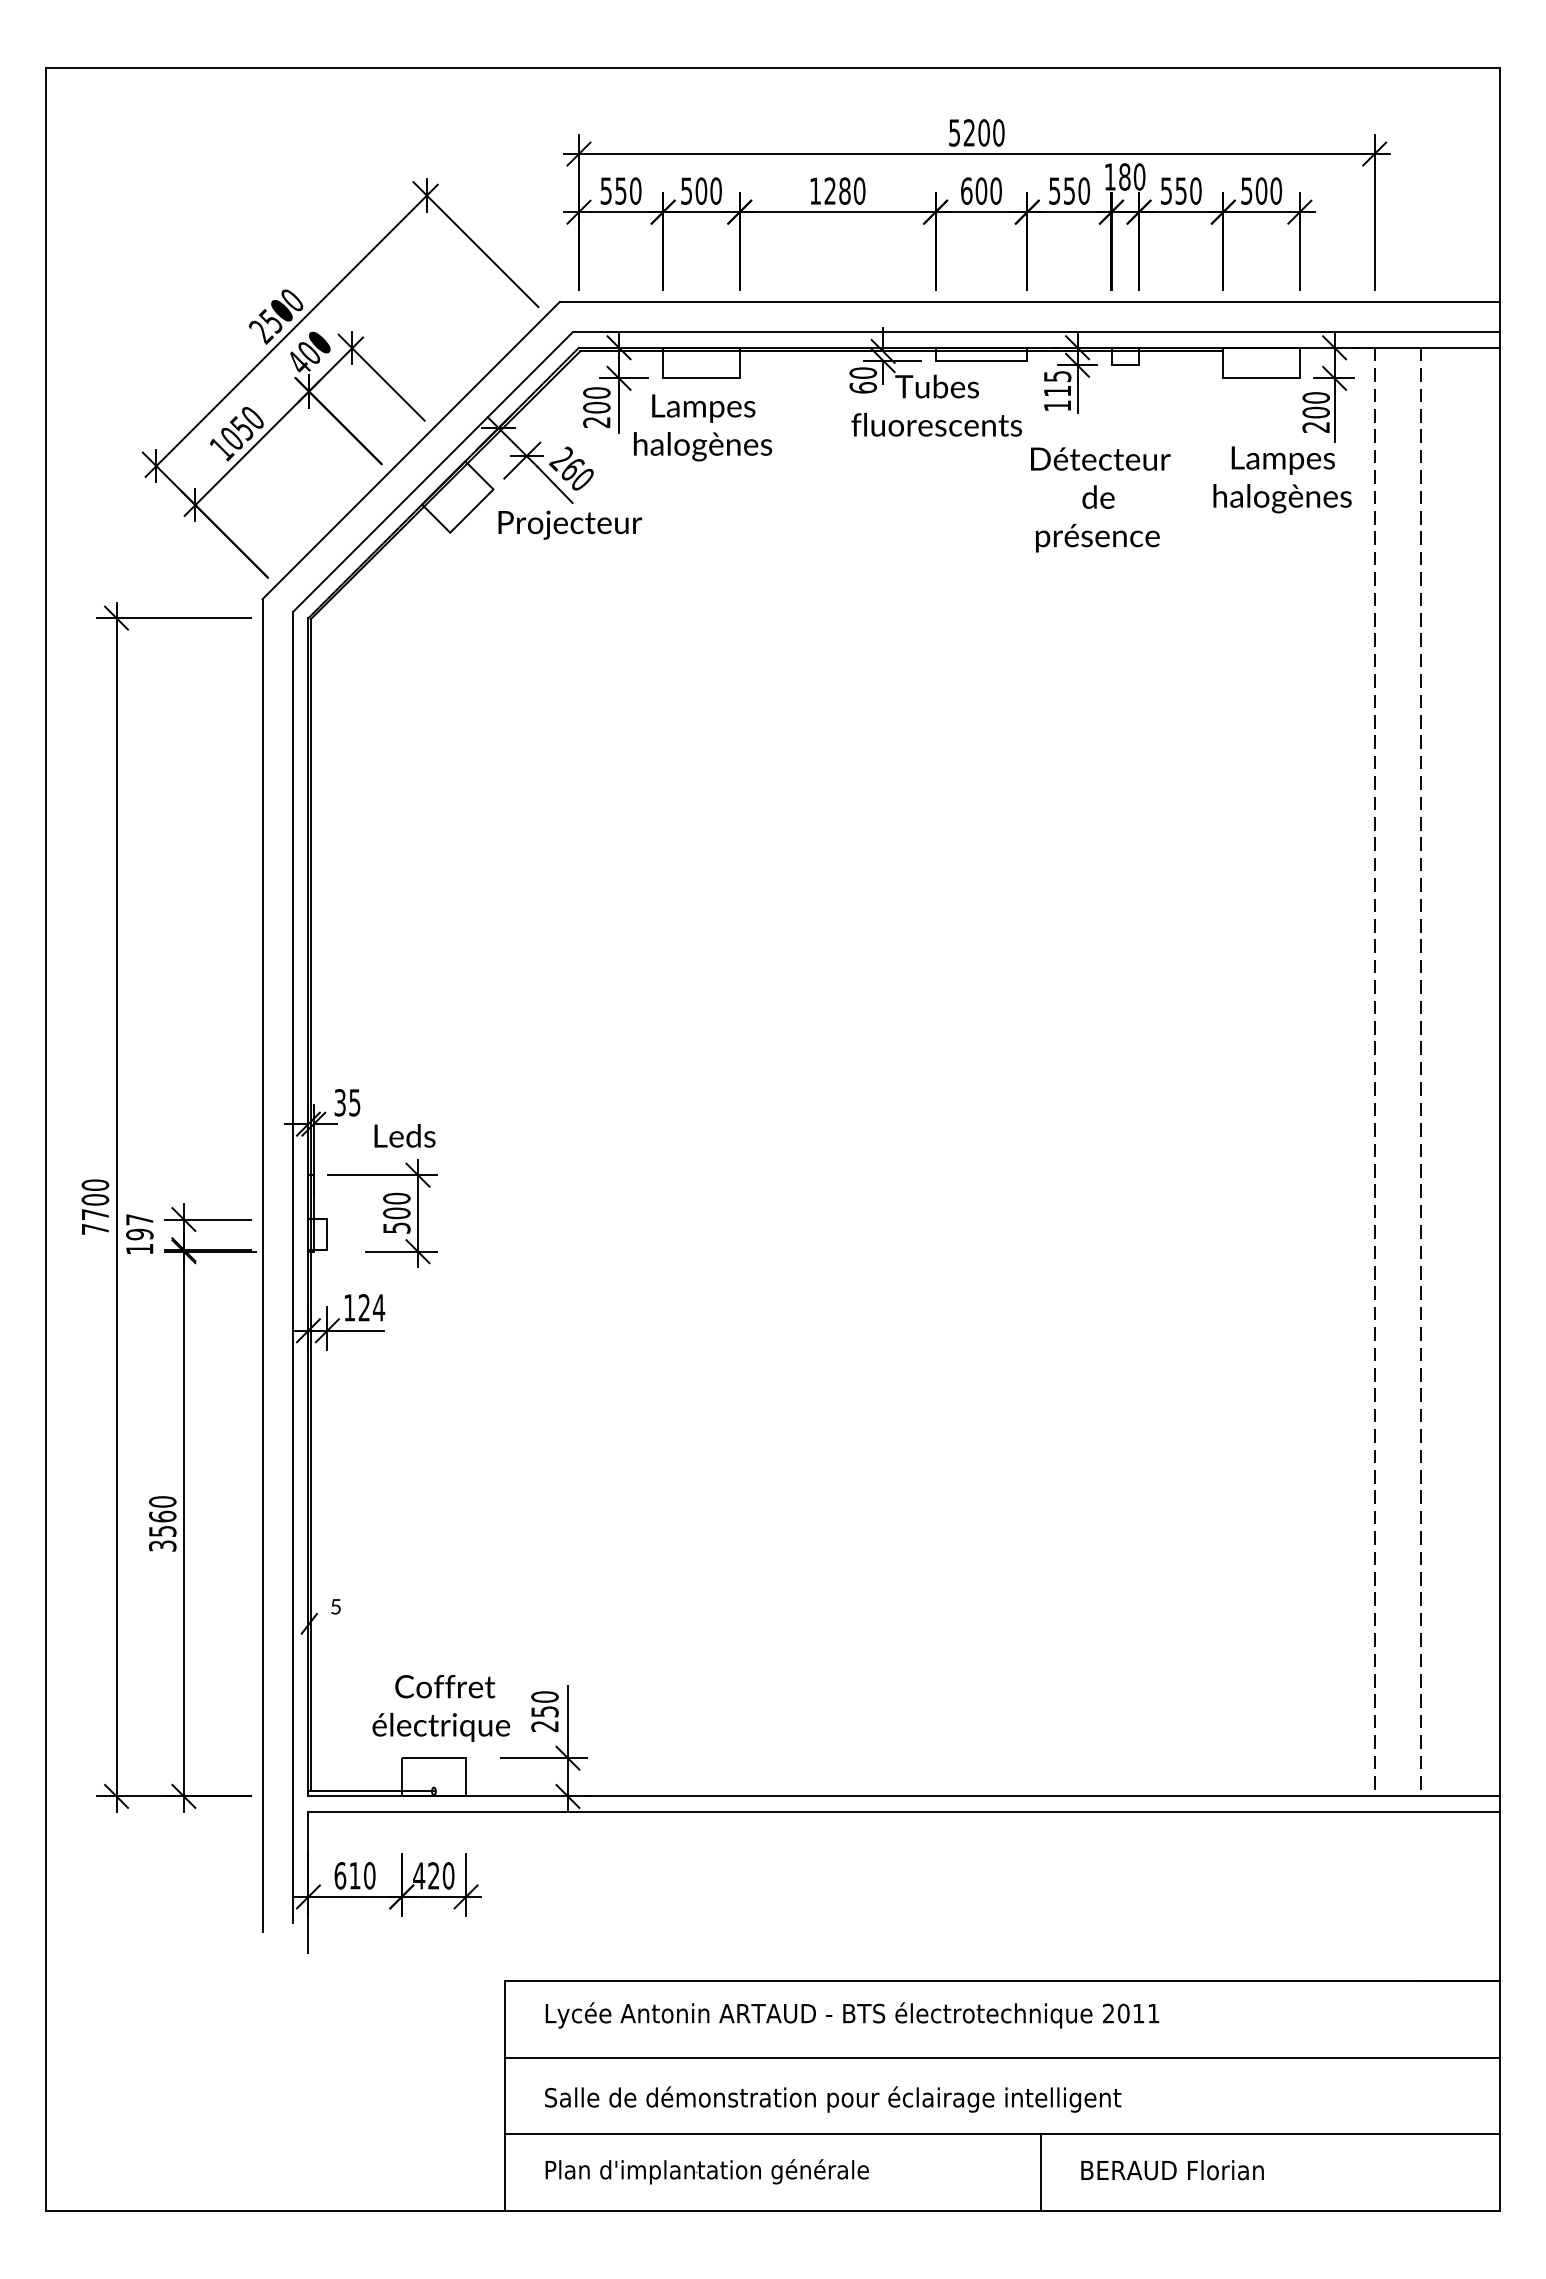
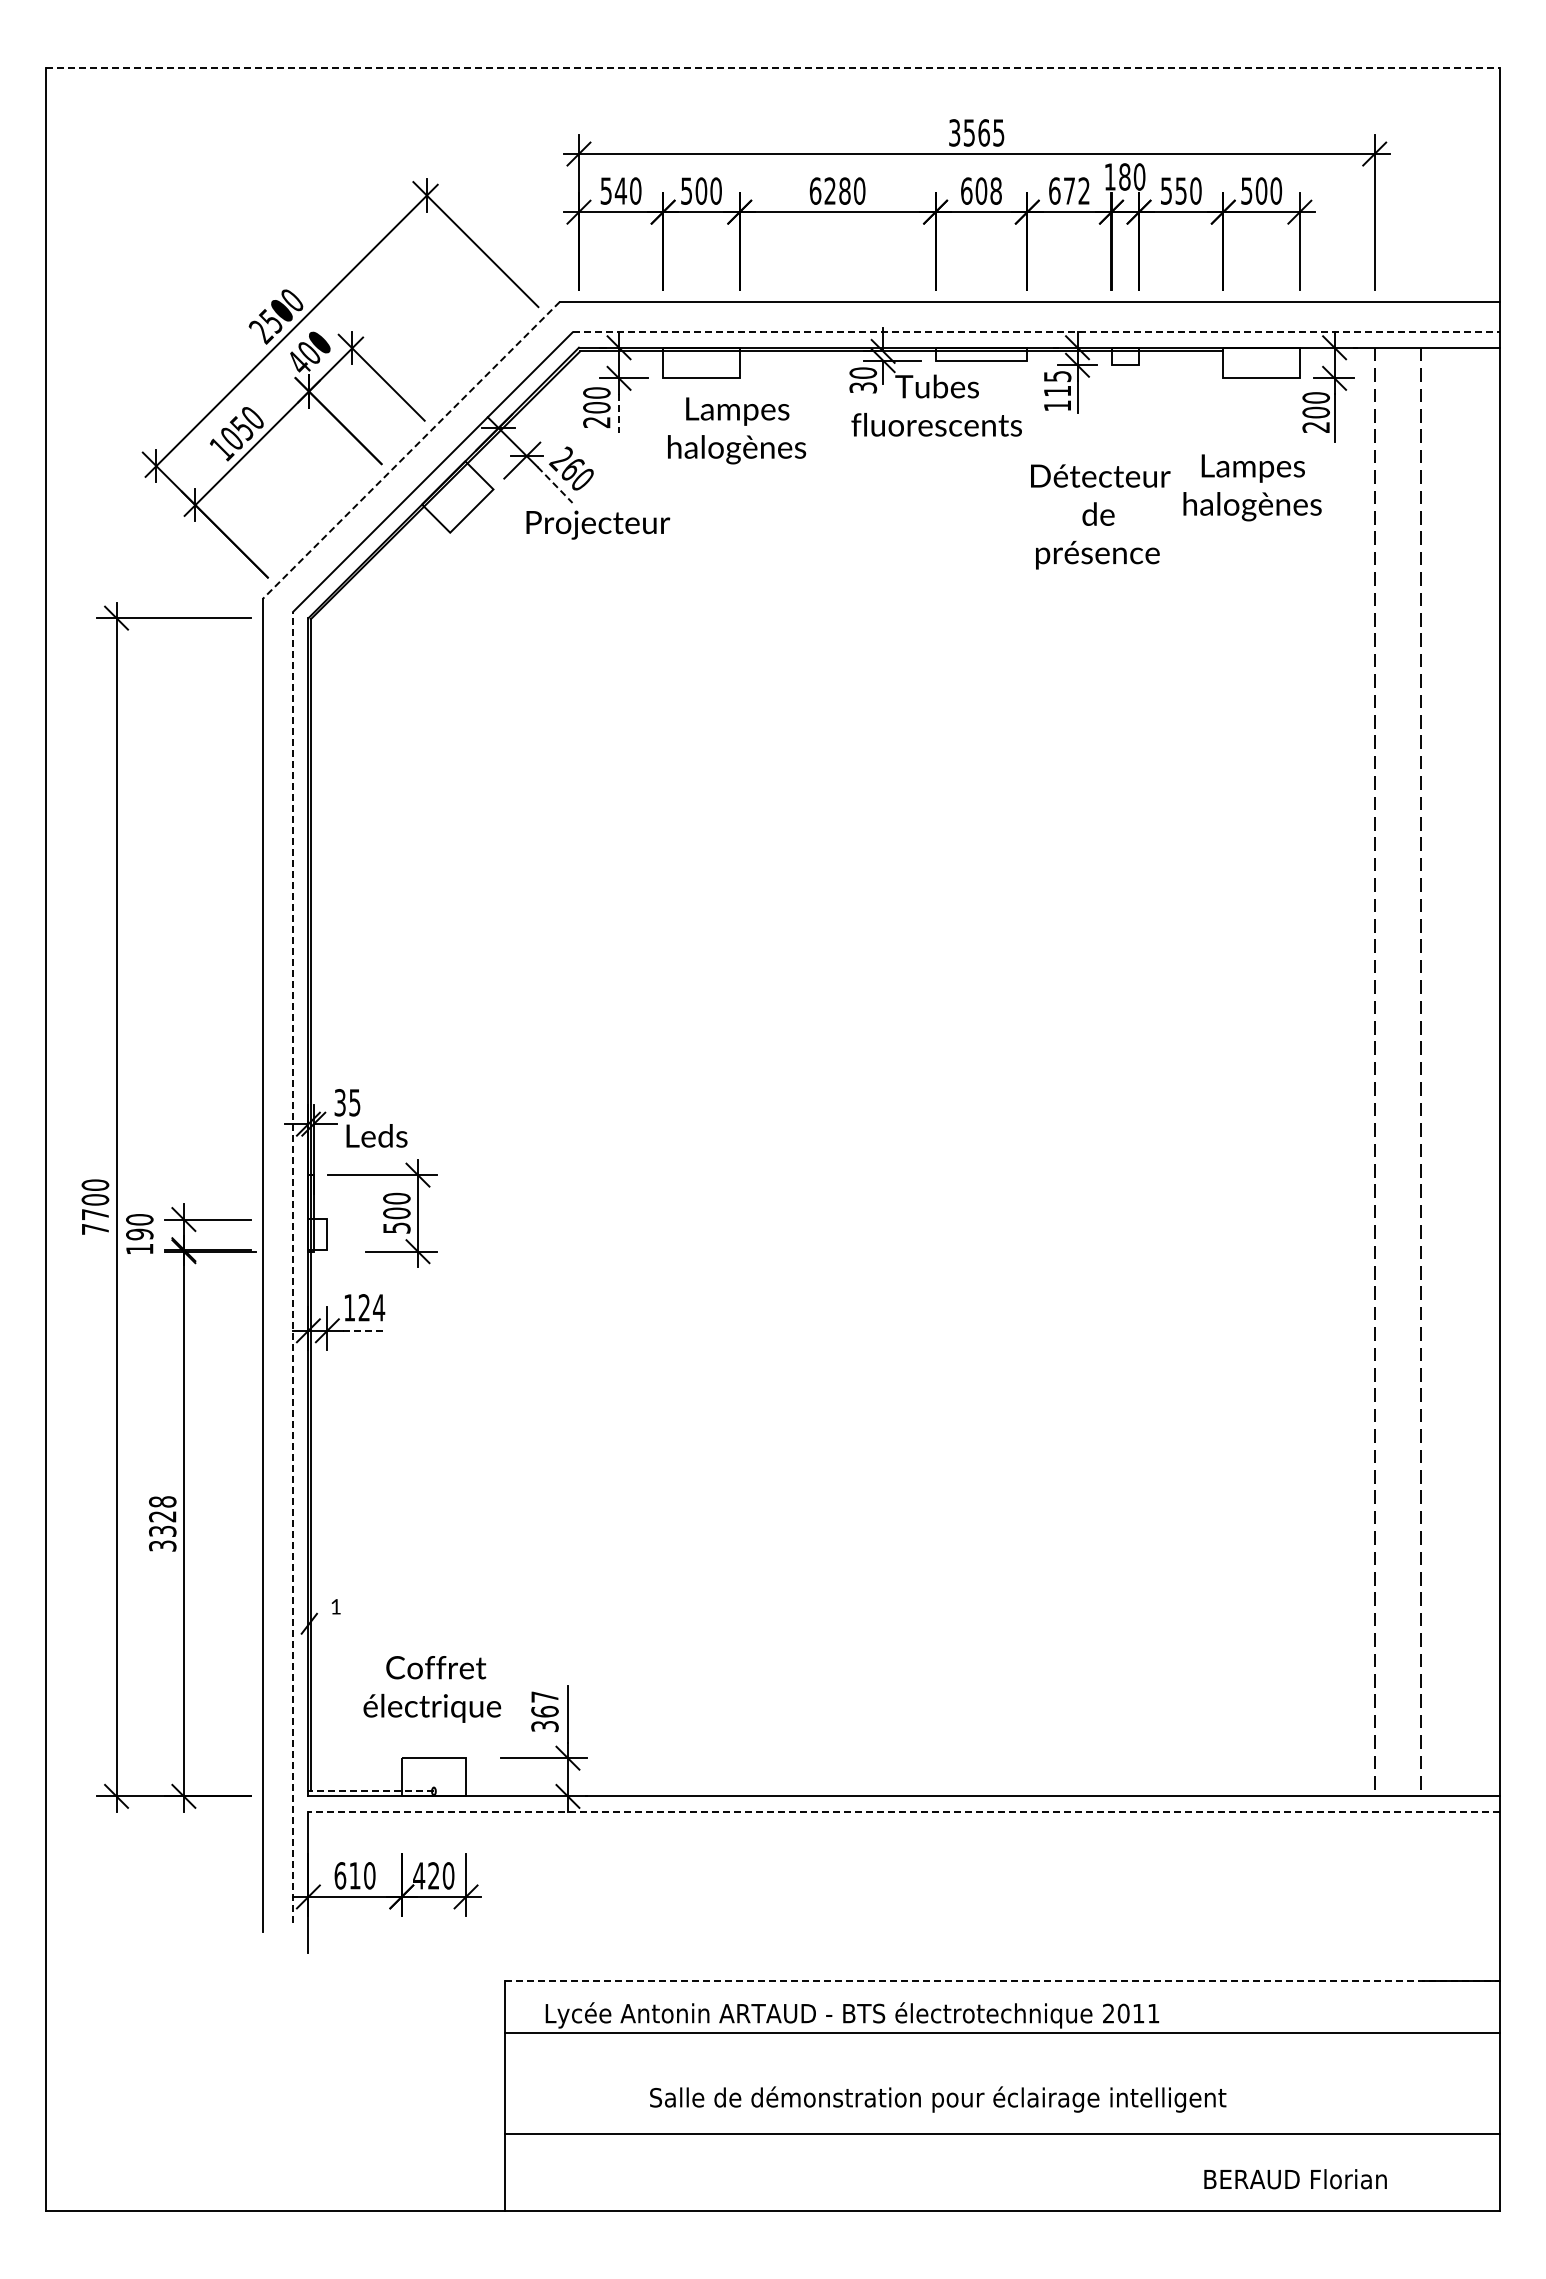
line: solid -> dashed (773, 68)
text: 5200 -> 3565 (976, 132)
text: 550 -> 540 (620, 190)
text: 1280 -> 6280 (815, 190)
text: 600 -> 608 (995, 190)
text: 550 -> 672 (1069, 190)
line: solid -> dashed (1036, 332)
text: 60 -> 30 (863, 387)
line: solid -> dashed (619, 413)
text position: (703, 427) -> (737, 430) (737, 430)
line: solid -> dashed (410, 450)
text position: (1282, 479) -> (1252, 487) (1252, 487)
line: solid -> dashed (555, 485)
text position: (1100, 499) -> (1100, 516) (1100, 516)
text position: (570, 524) -> (598, 524) (598, 524)
text position: (404, 1135) -> (376, 1135) (376, 1135)
text: 197 -> 190 (139, 1219)
line: solid -> dashed (293, 1267)
line: solid -> dashed (363, 1330)
text: 3560 -> 3328 (162, 1516)
text: 5 -> 1 (335, 1606)
text position: (441, 1708) -> (432, 1689) (432, 1689)
text: 250 -> 367 (544, 1711)
line: solid -> dashed (372, 1791)
line: solid -> dashed (904, 1811)
line: solid -> dashed (1003, 1981)
line position: (1002, 2057) -> (1002, 2032) (1002, 2032)
text position: (833, 2099) -> (938, 2099) (938, 2099)
text position: (1172, 2170) -> (1295, 2179) (1295, 2179)
part: present -> none (706, 2171)
line: present -> none (1040, 2172)
